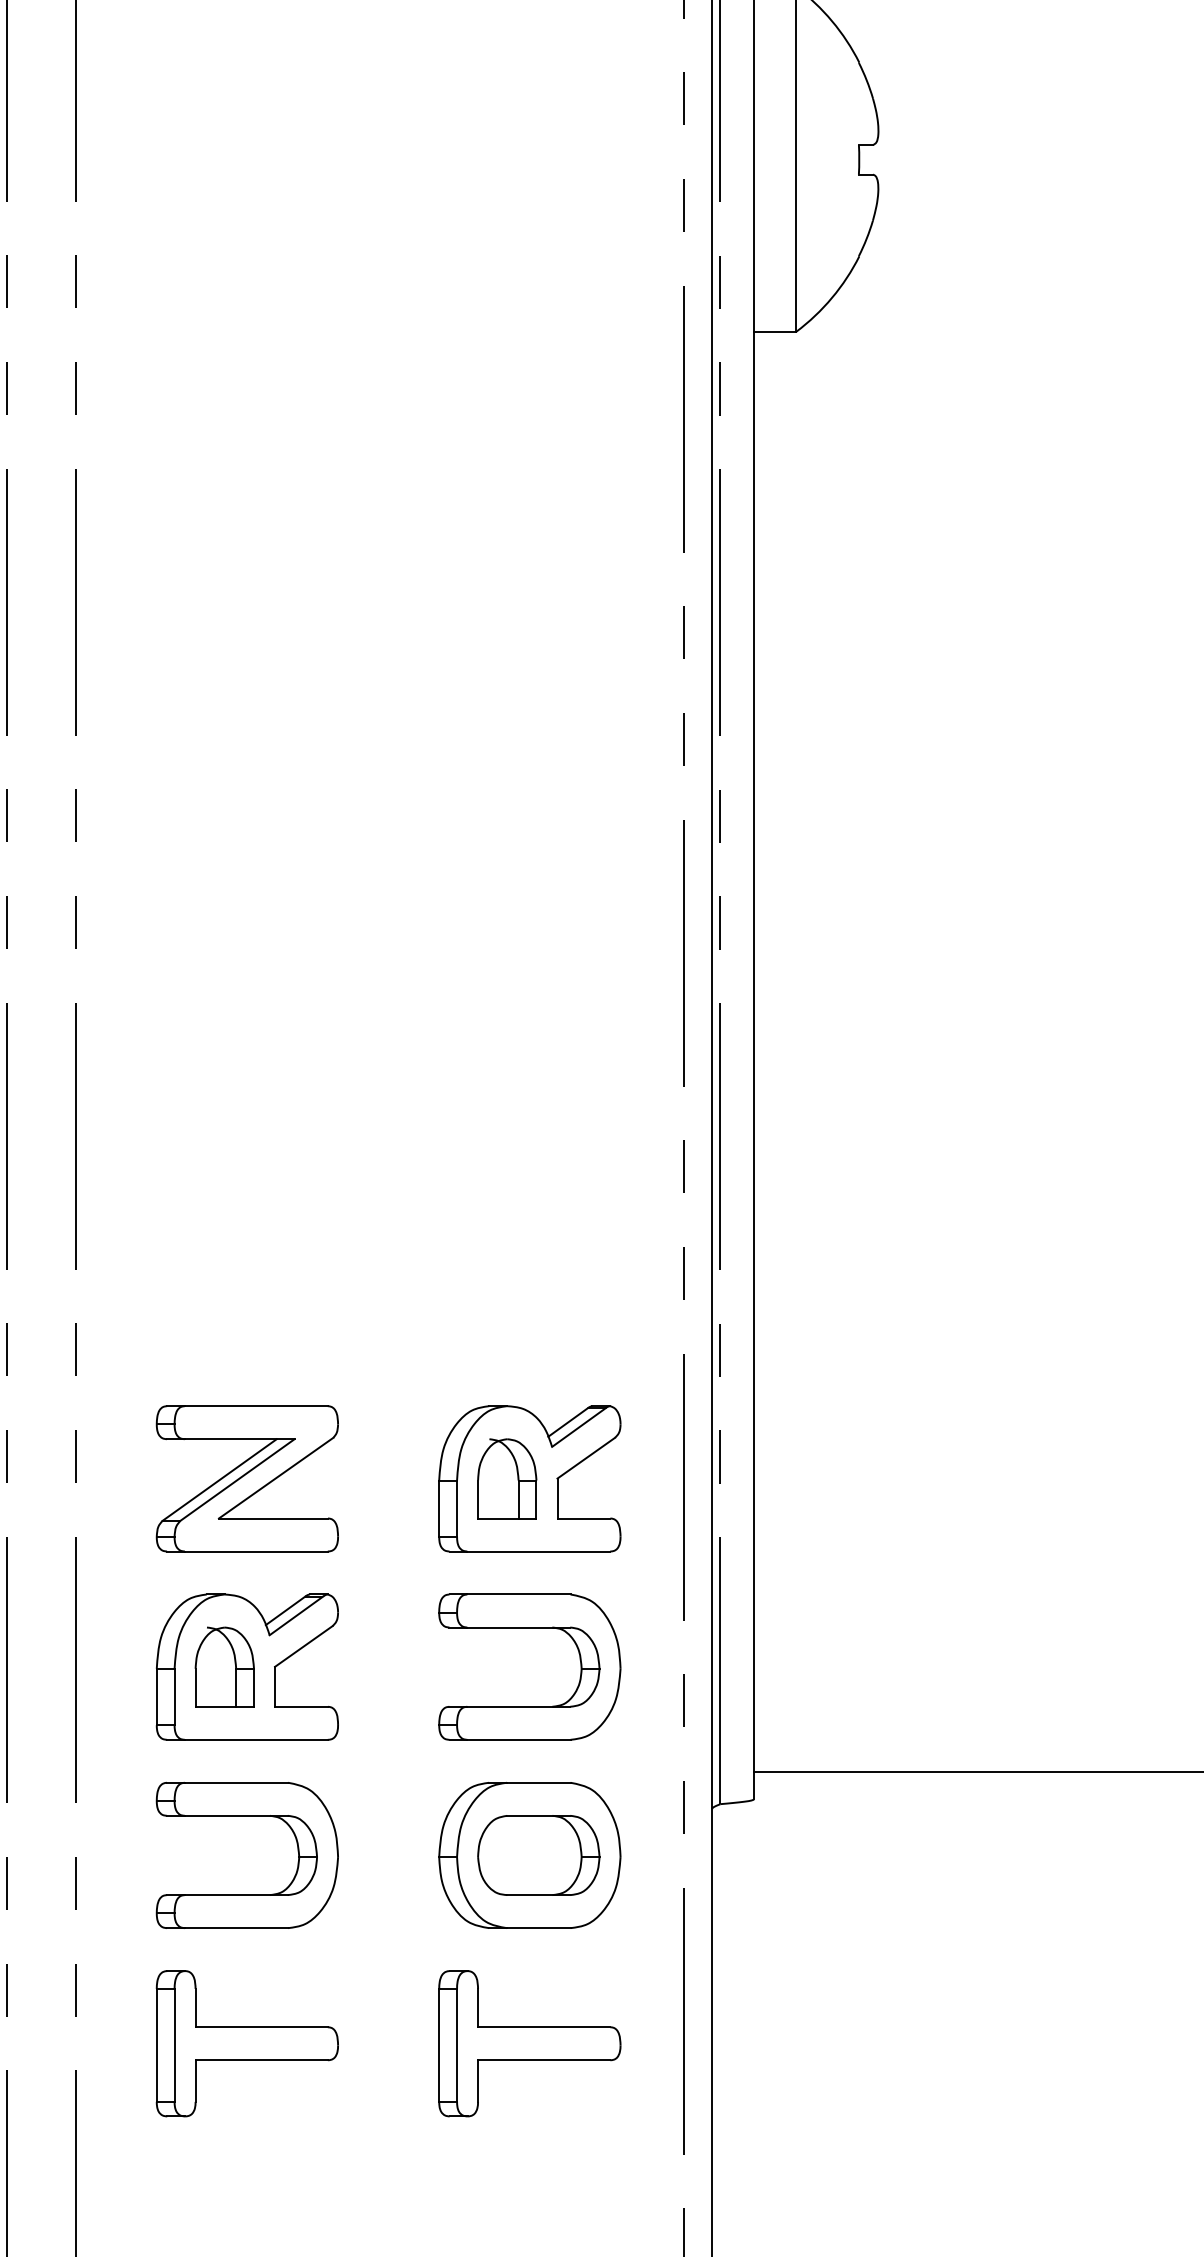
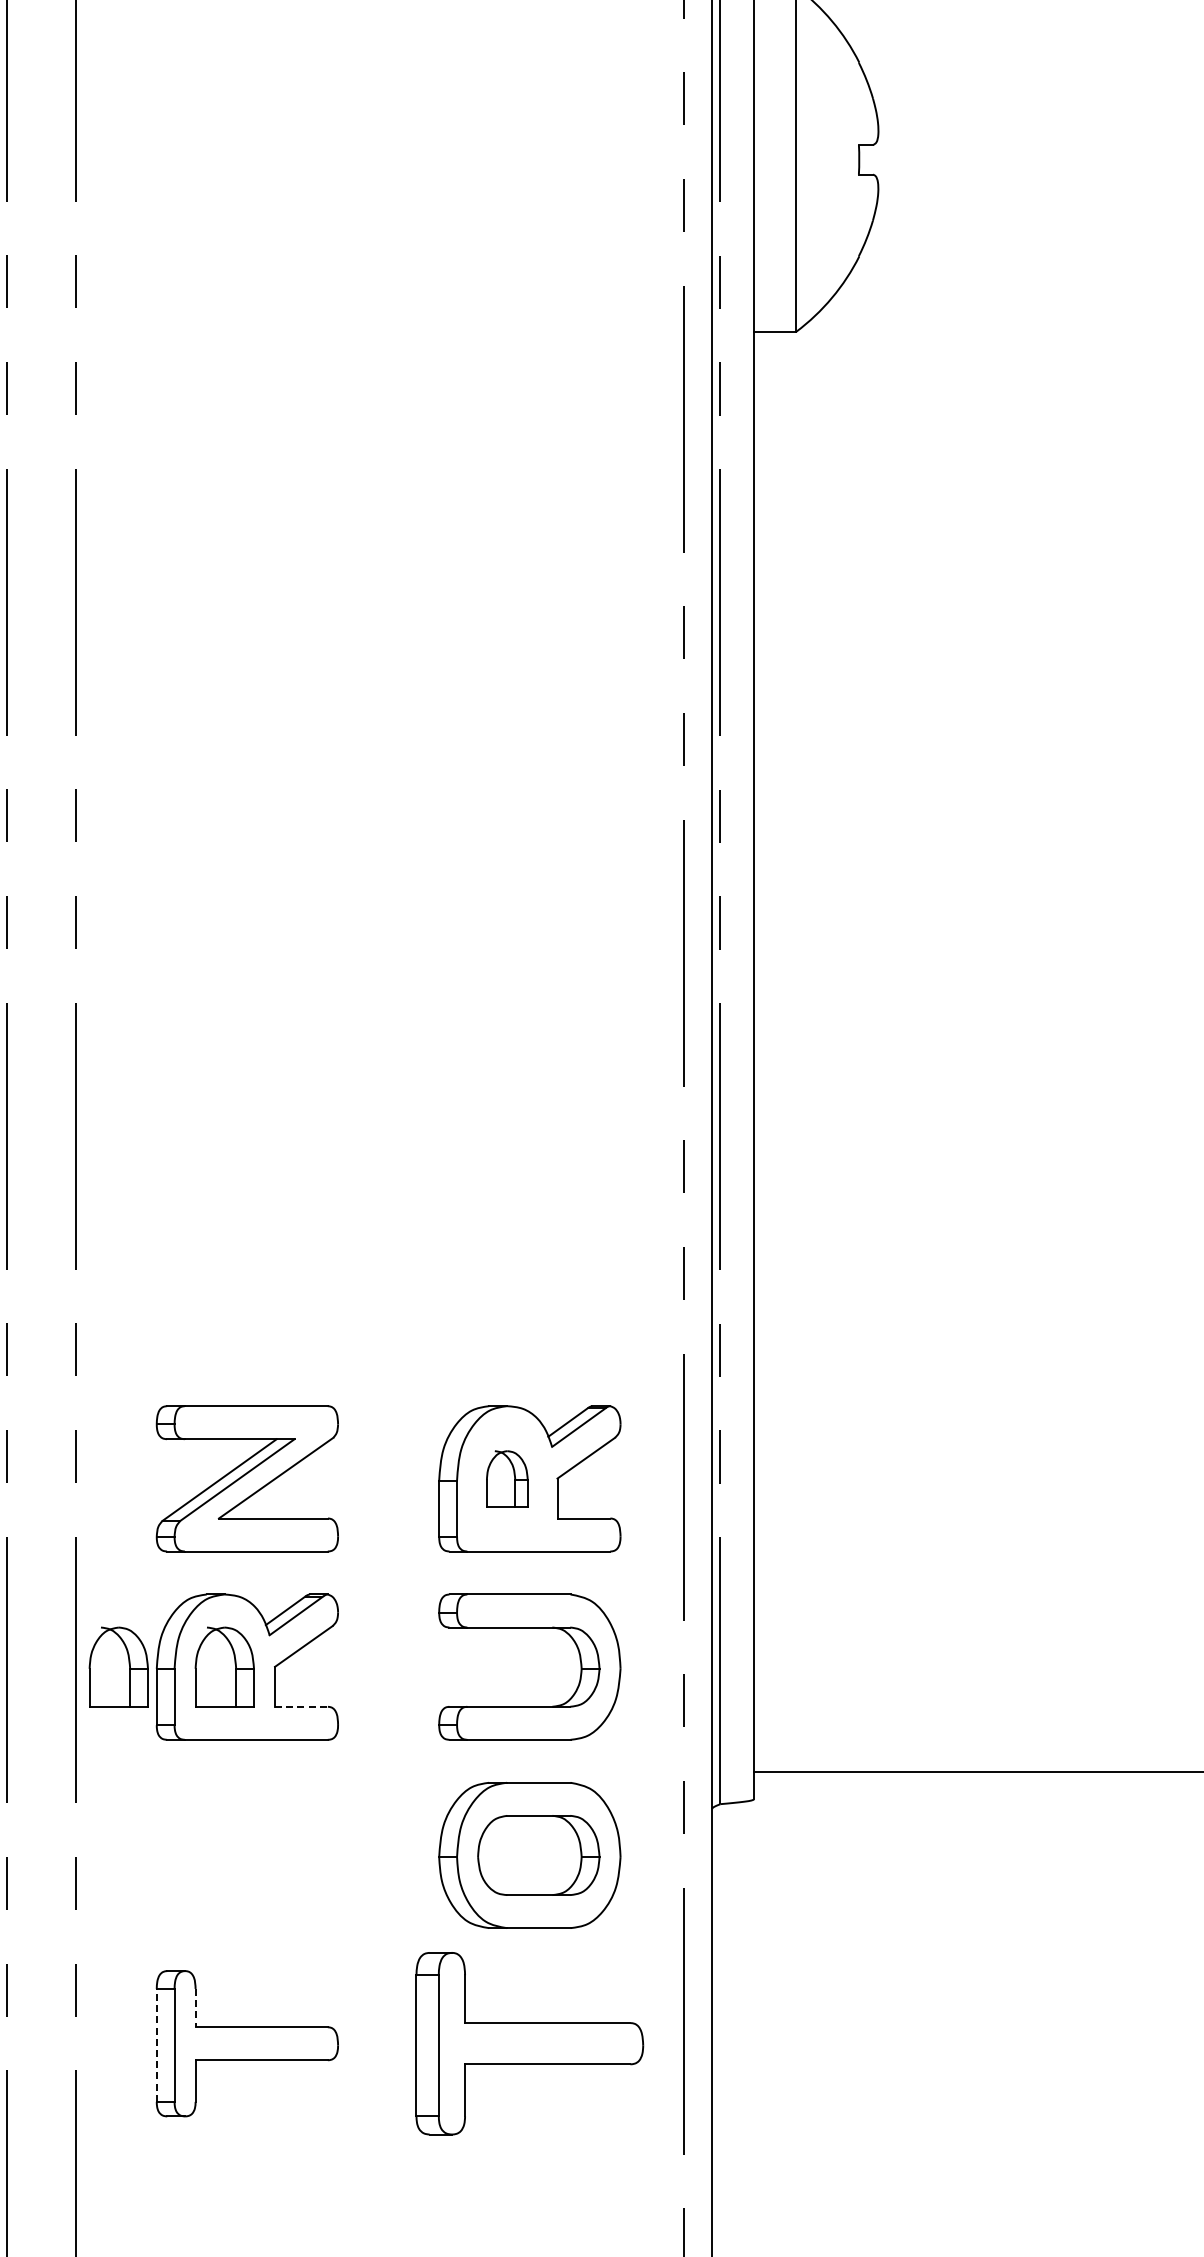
part size: 61x82 px -> 43x58 px (507, 1478)
part: none -> present (118, 1666)
line: solid -> dashed (301, 1706)
part: present -> none (246, 1816)
line: solid -> dashed (195, 2008)
part size: 184x148 px -> 230x184 px (529, 2043)
line: solid -> dashed (156, 2044)
